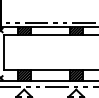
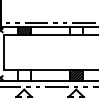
hatch: present -> none (75, 30)
hatch: present -> none (23, 75)
